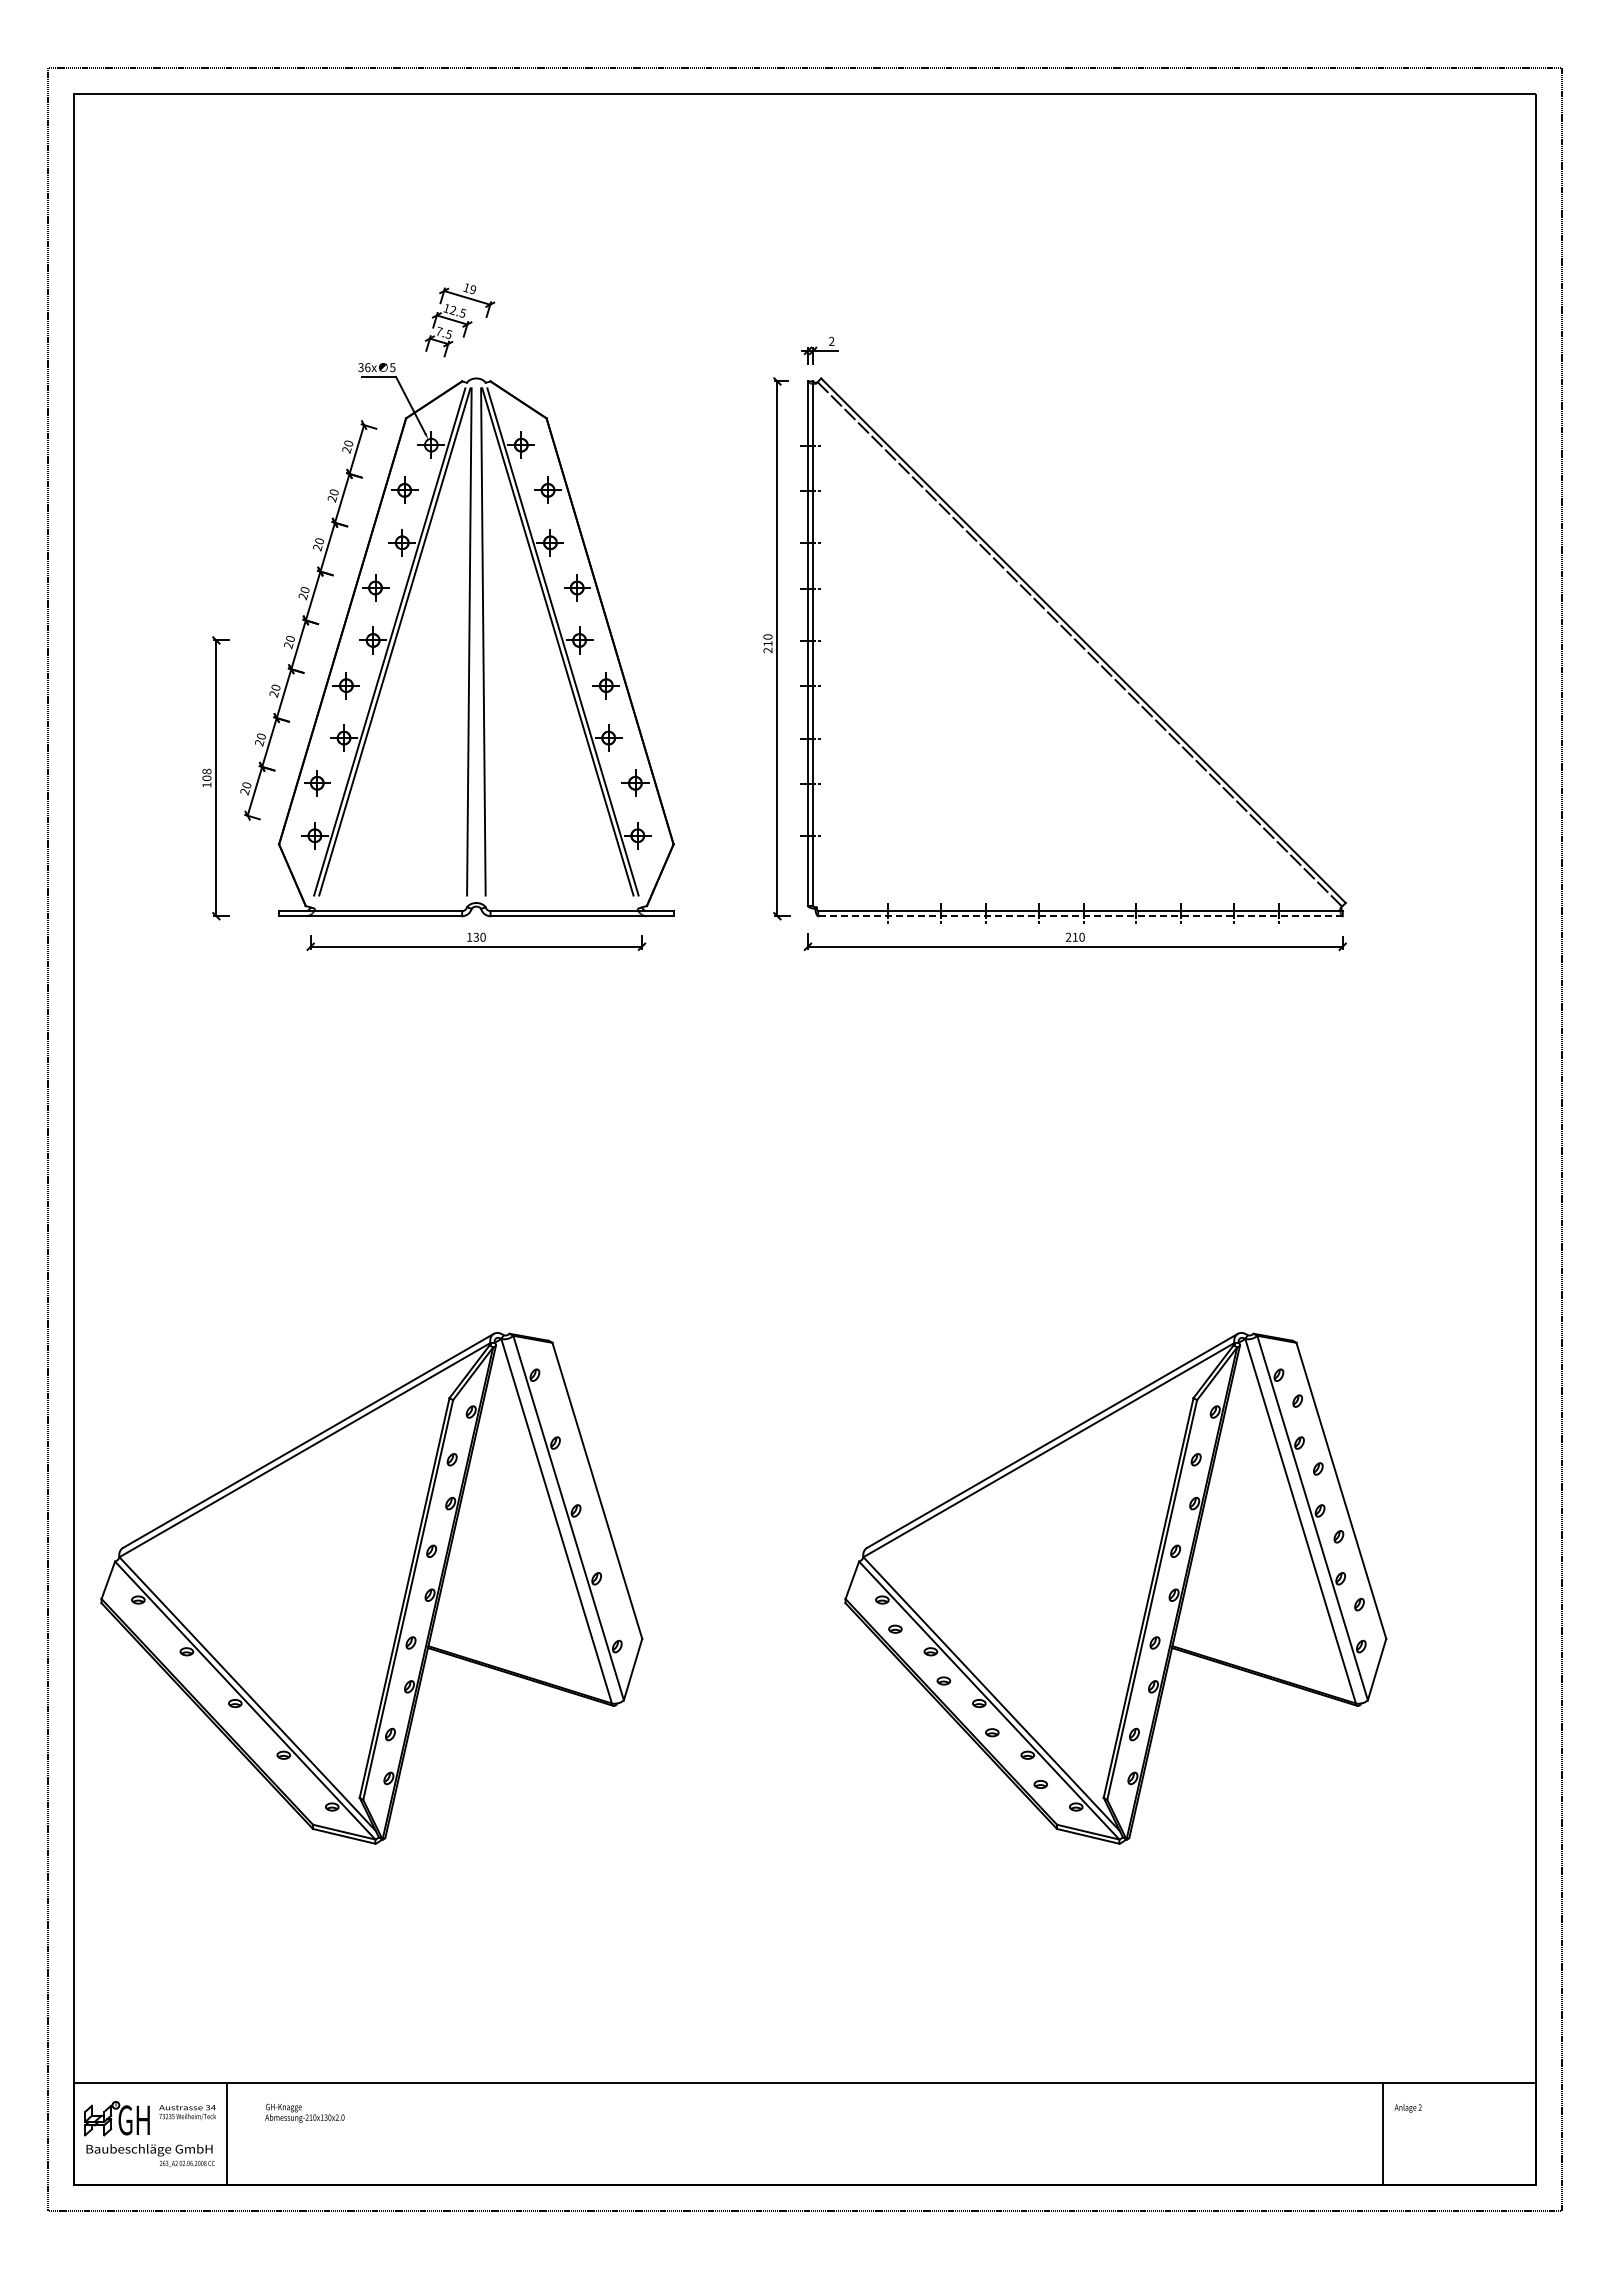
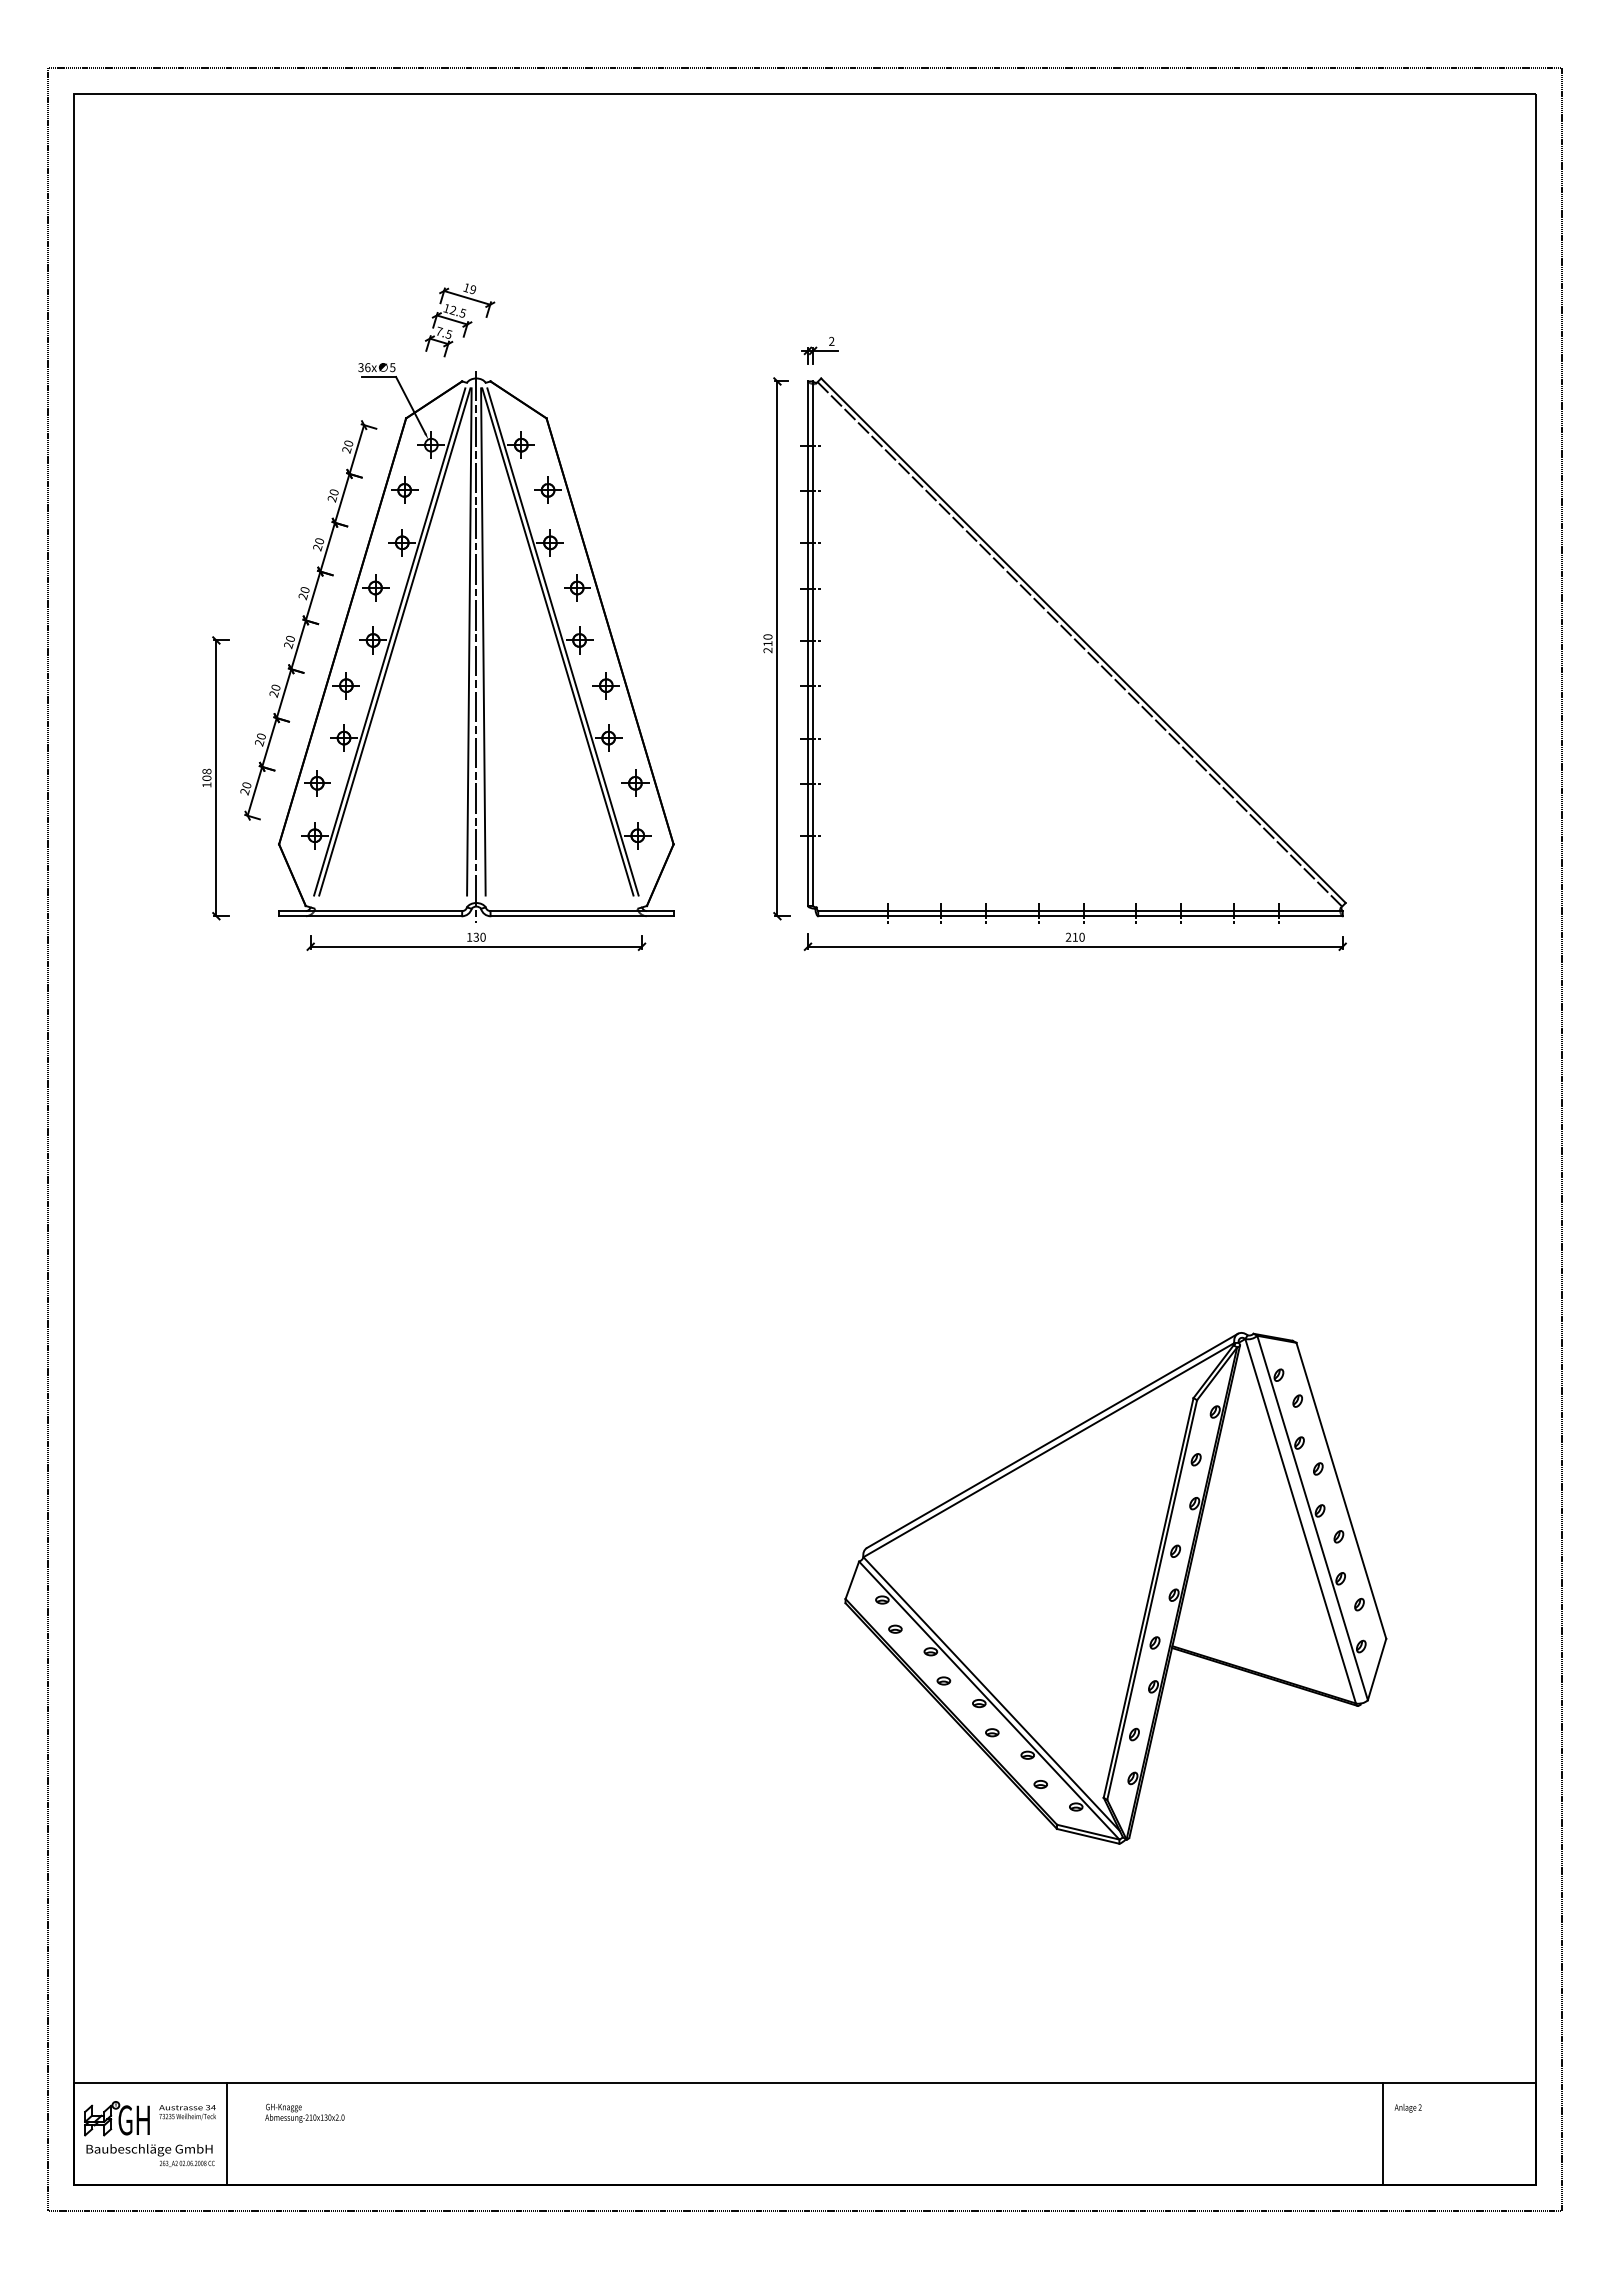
line: none -> present (476, 646)
line: dashed -> solid (1079, 916)
part: present -> none (371, 1588)
